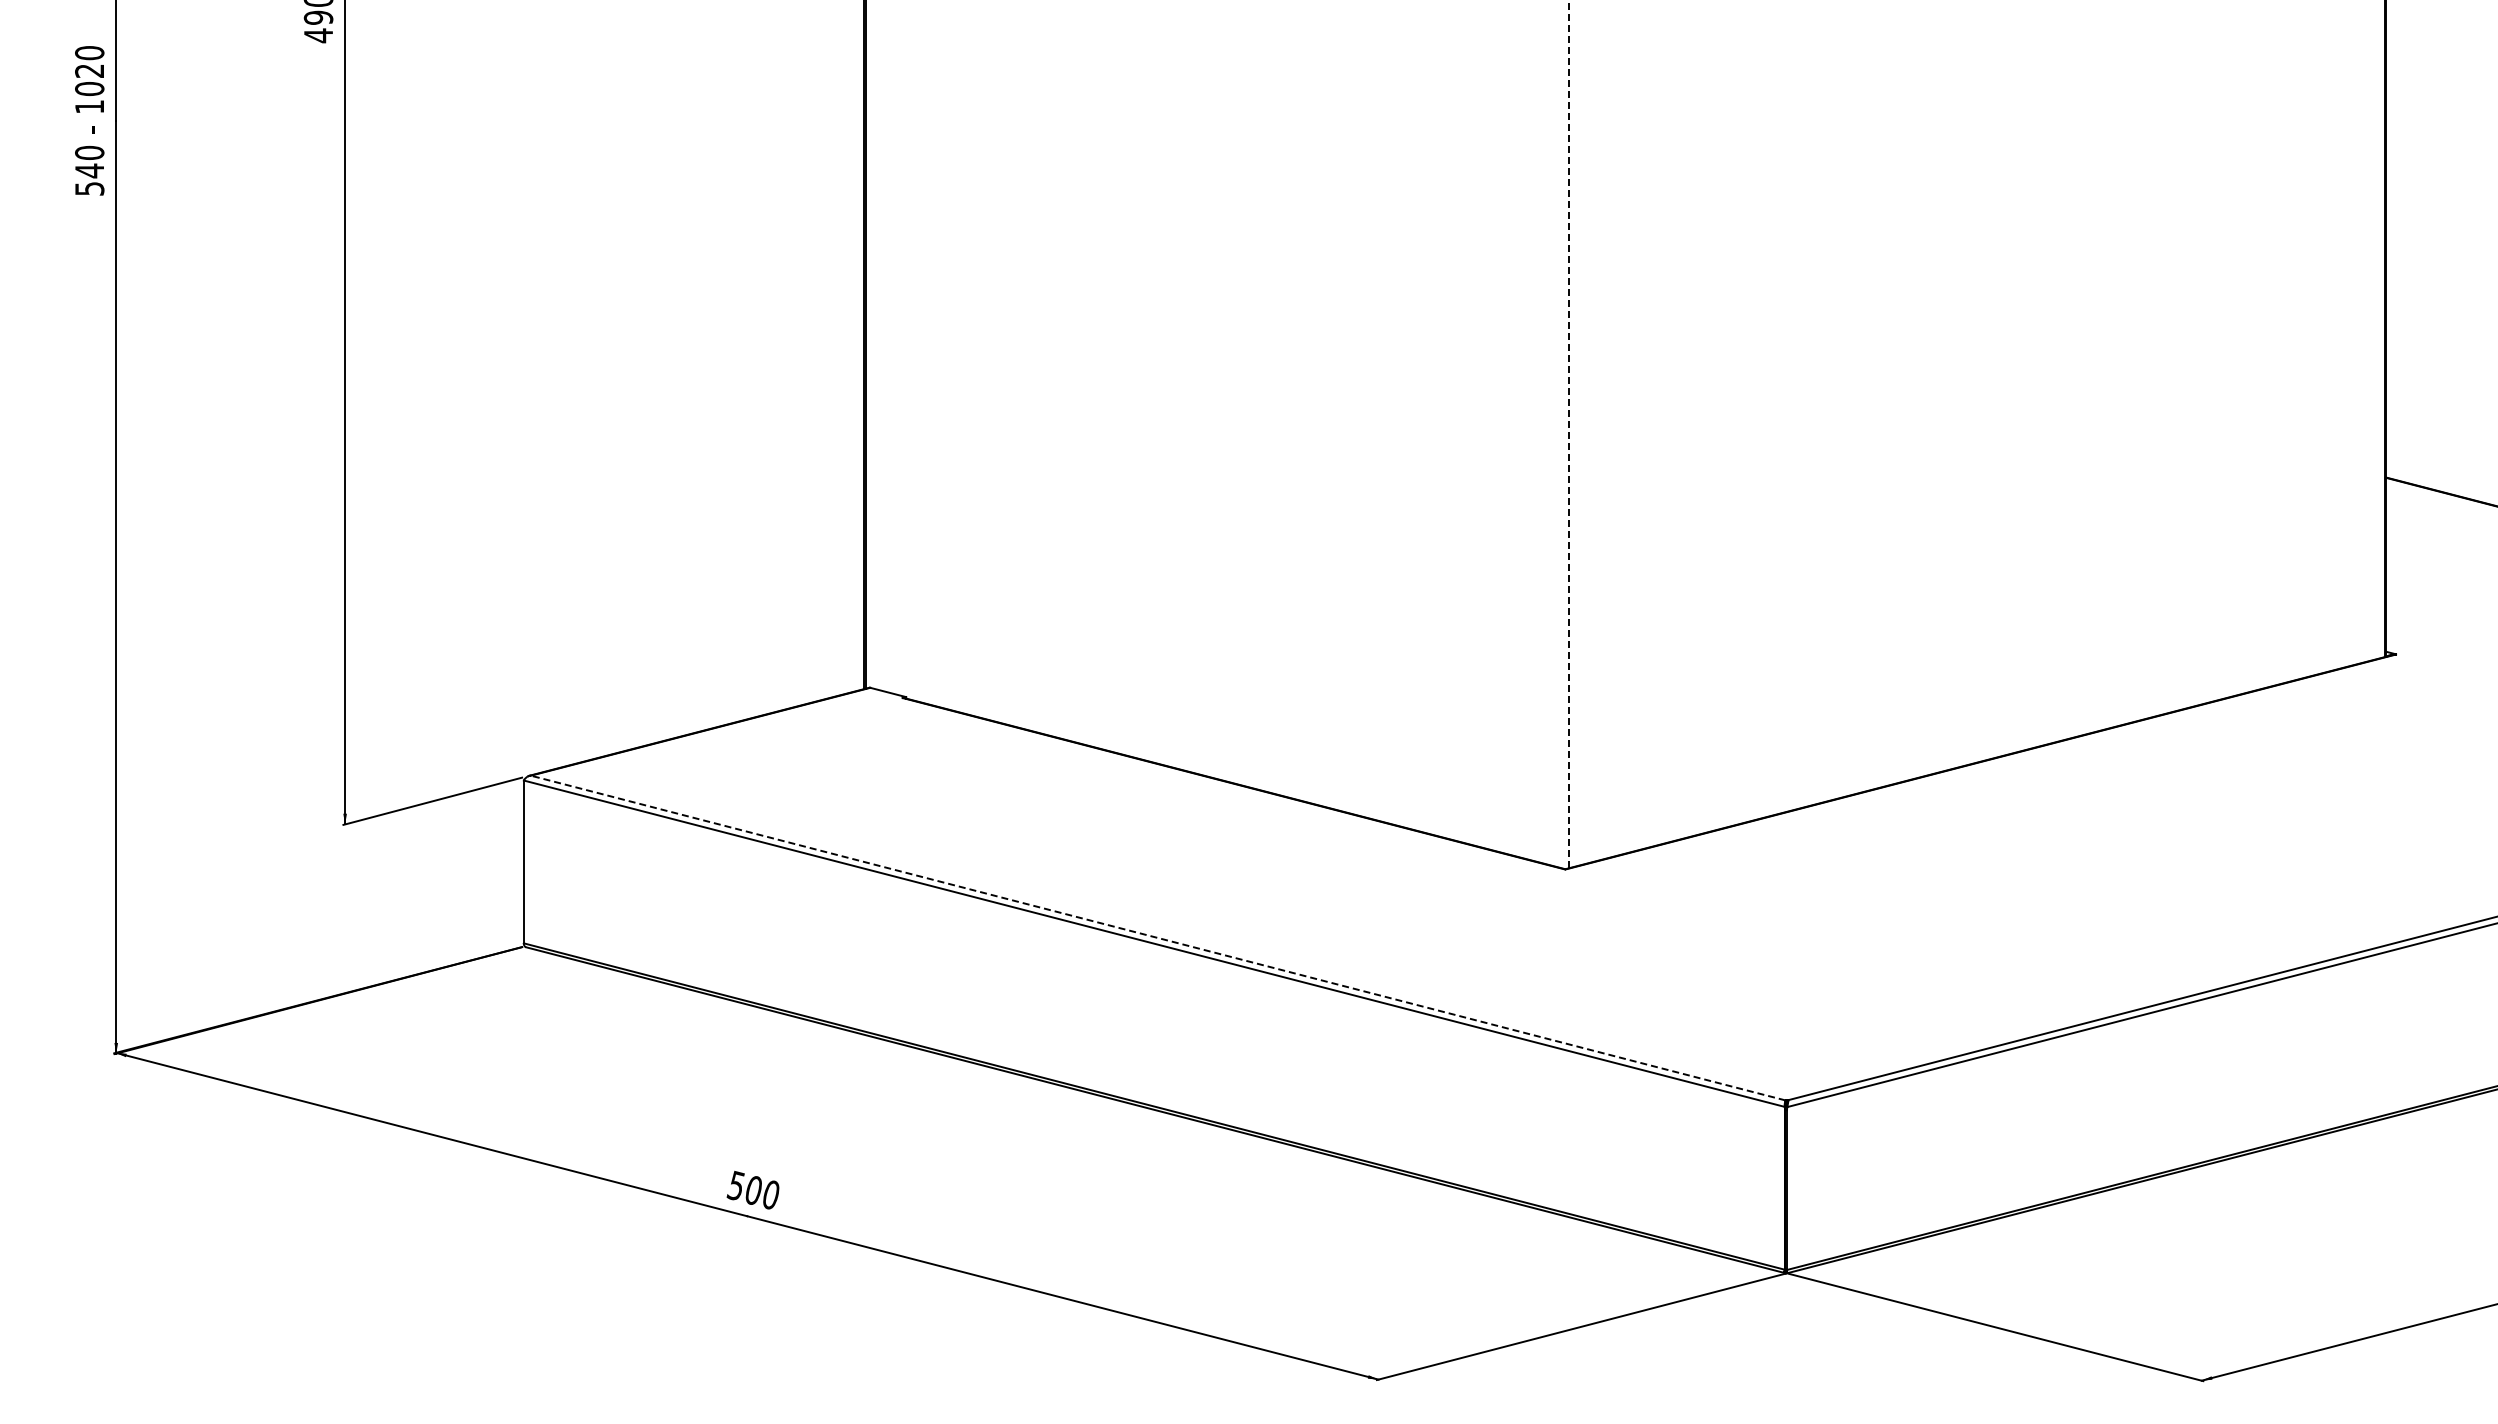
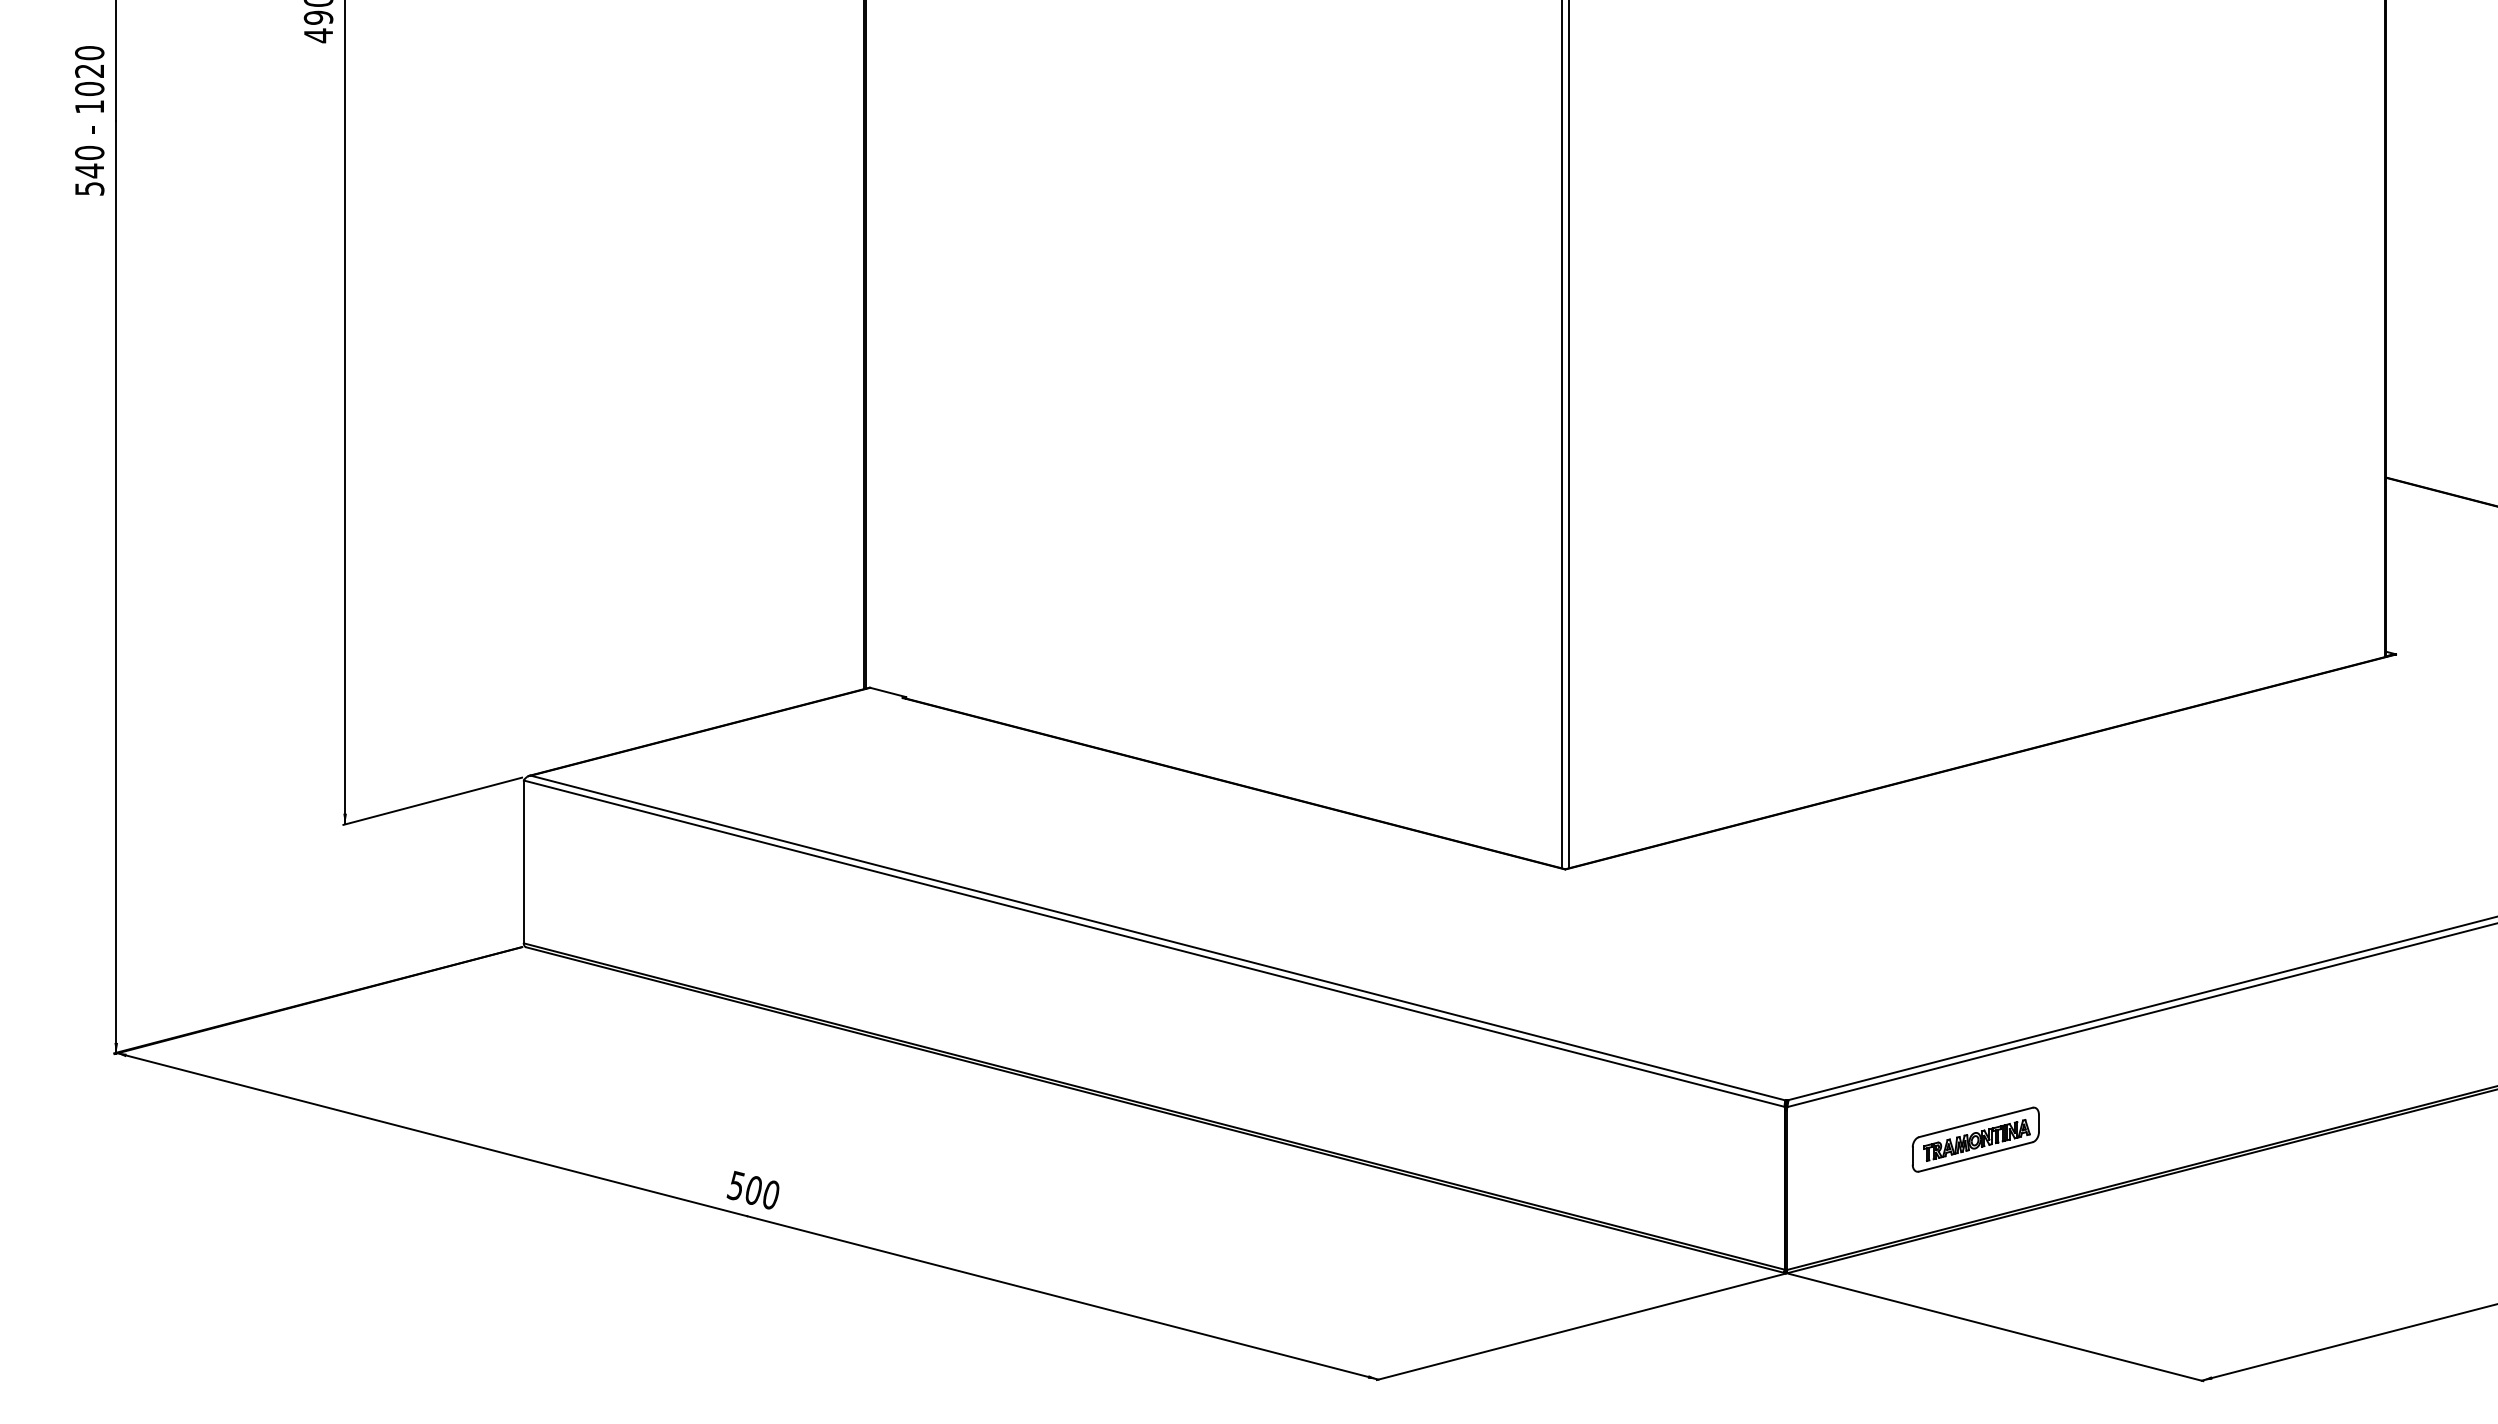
line: dashed -> solid (1568, 434)
line: none -> present (1561, 435)
line: dashed -> solid (1158, 938)
part: none -> present (1975, 1139)
